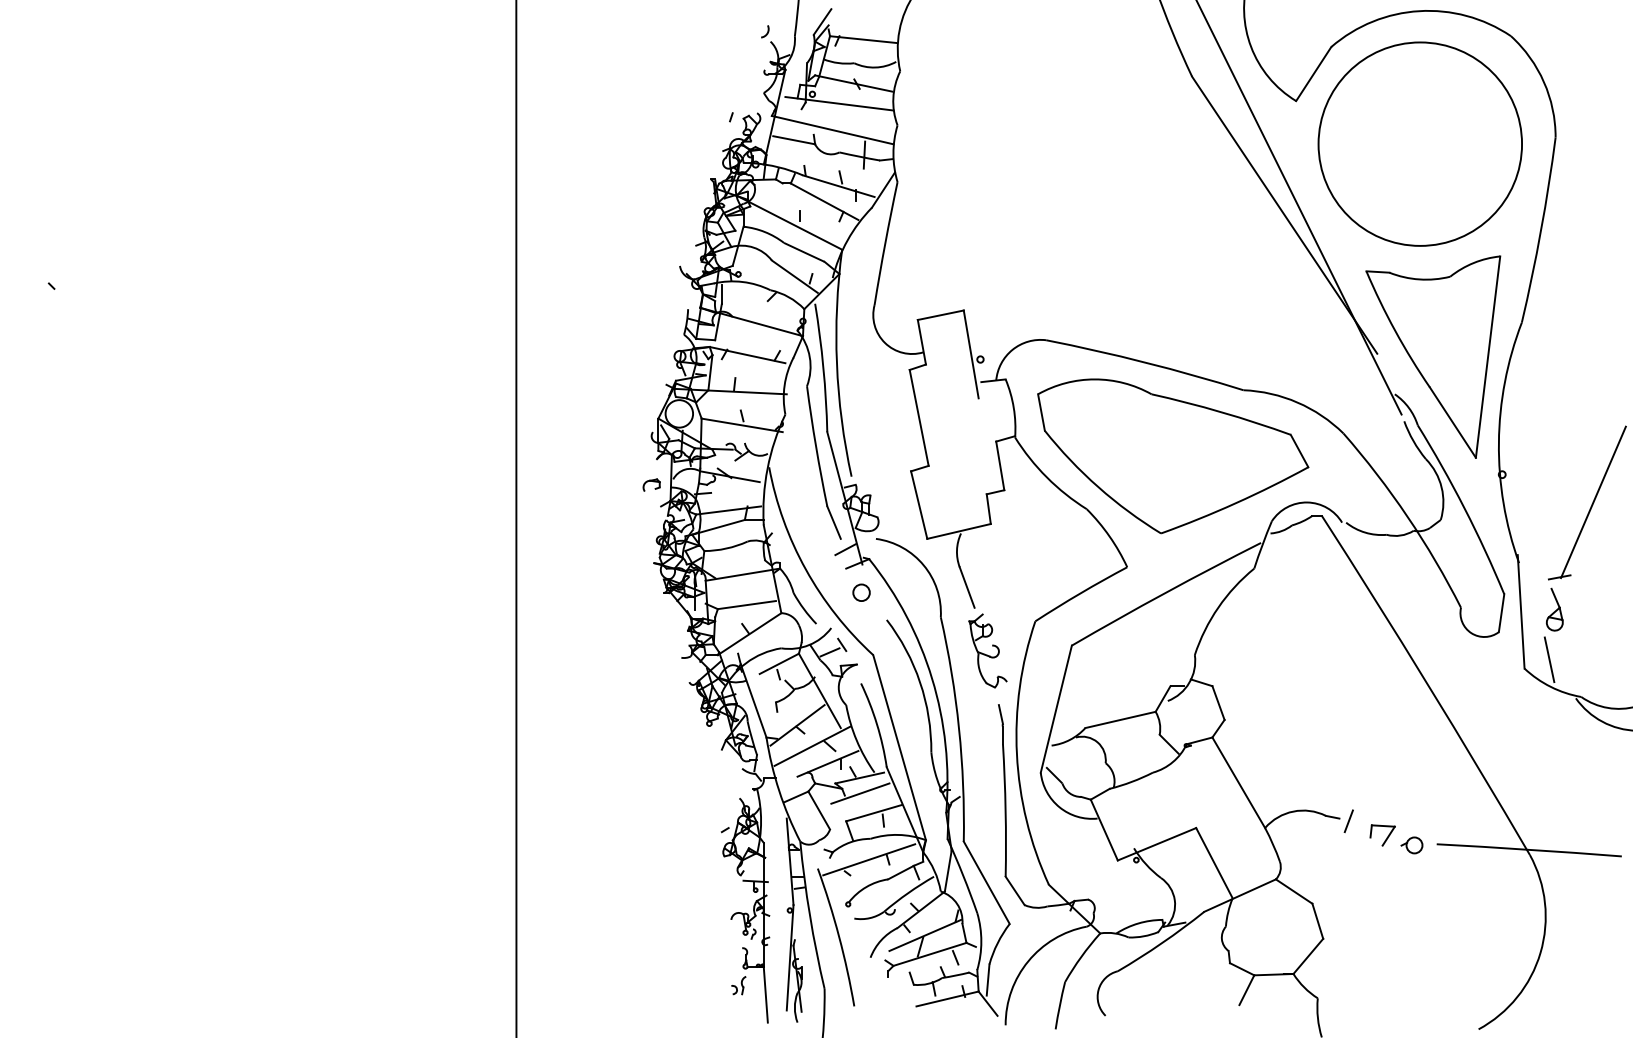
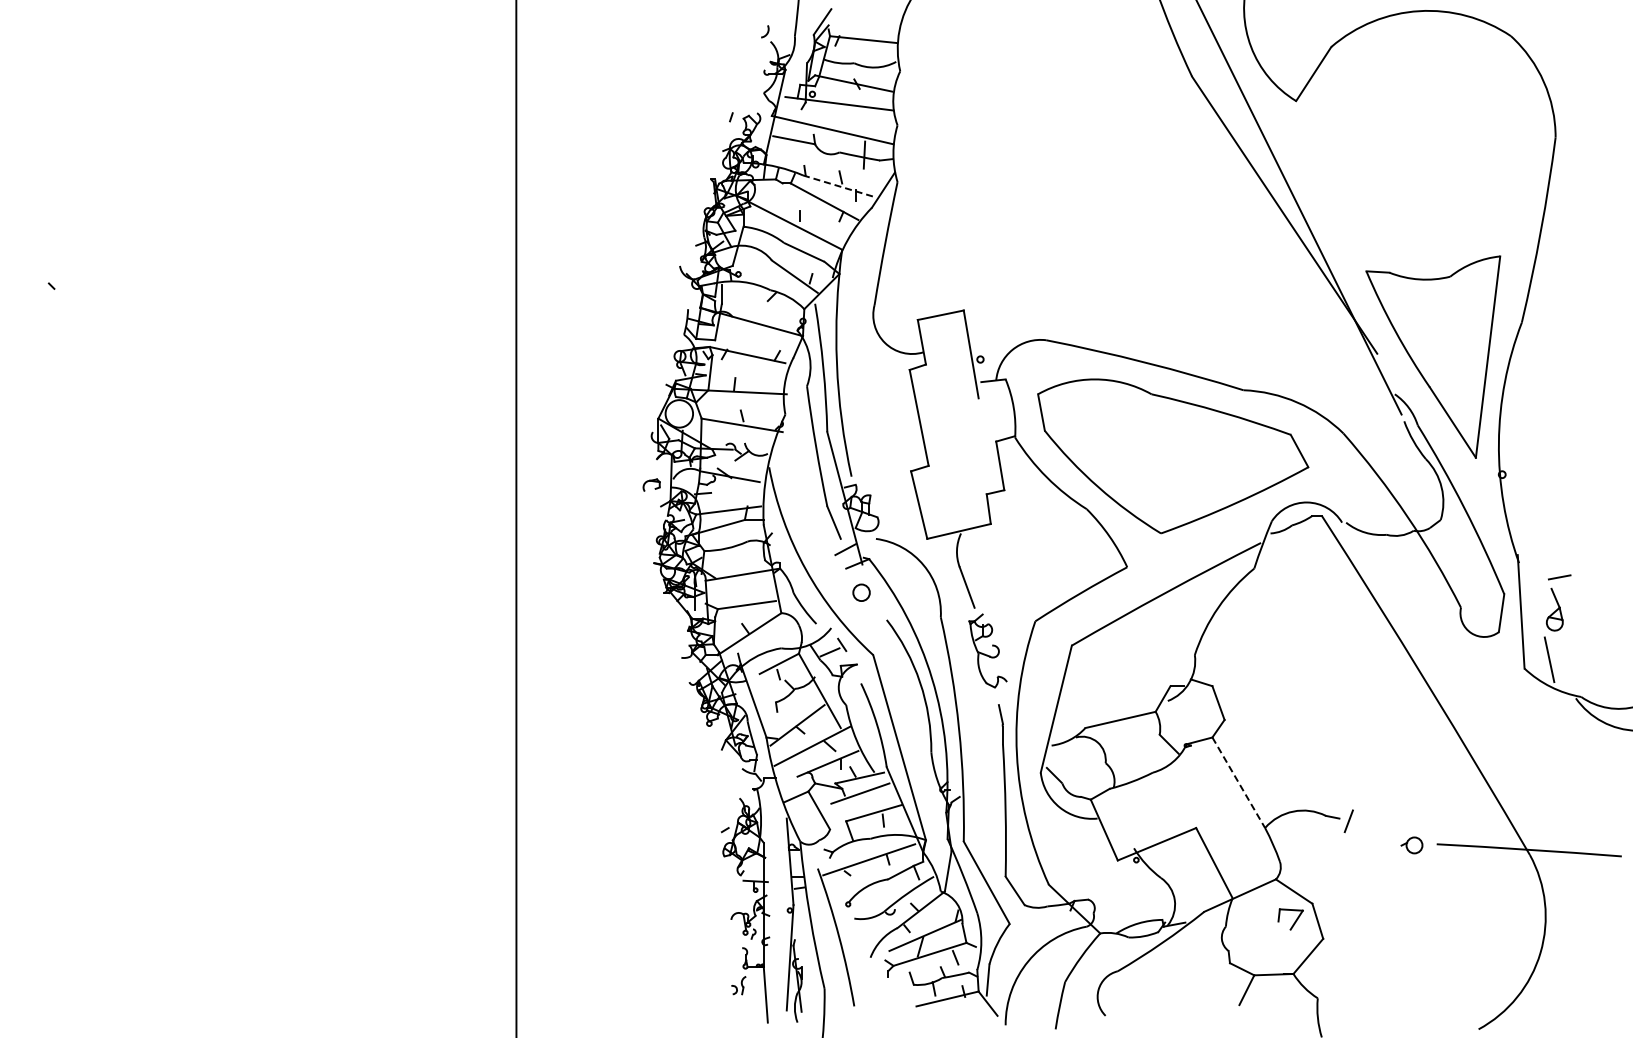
circle: present -> none (1419, 143)
line: solid -> dashed (839, 186)
line: present -> none (1593, 502)
line: solid -> dashed (1239, 783)
part position: (1382, 835) -> (1290, 919) (1290, 919)
